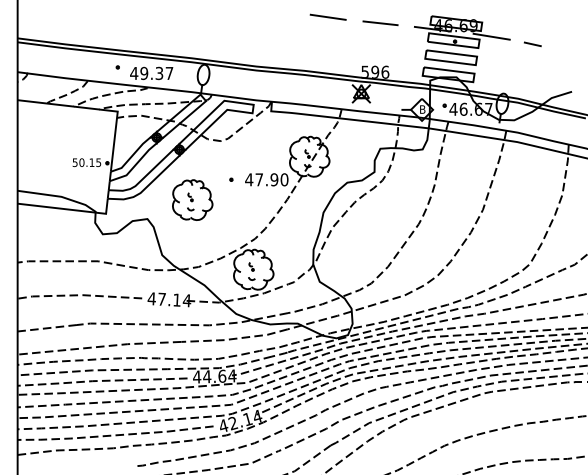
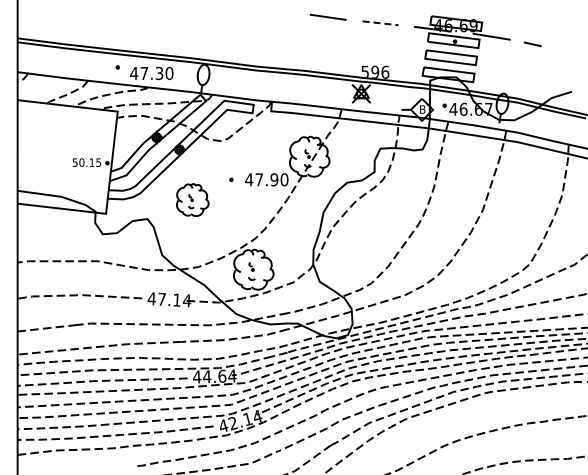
line: solid -> dashed (381, 23)
text: 49.37 -> 47.30 (156, 73)
part size: 42x42 px -> 34x34 px (192, 199)
